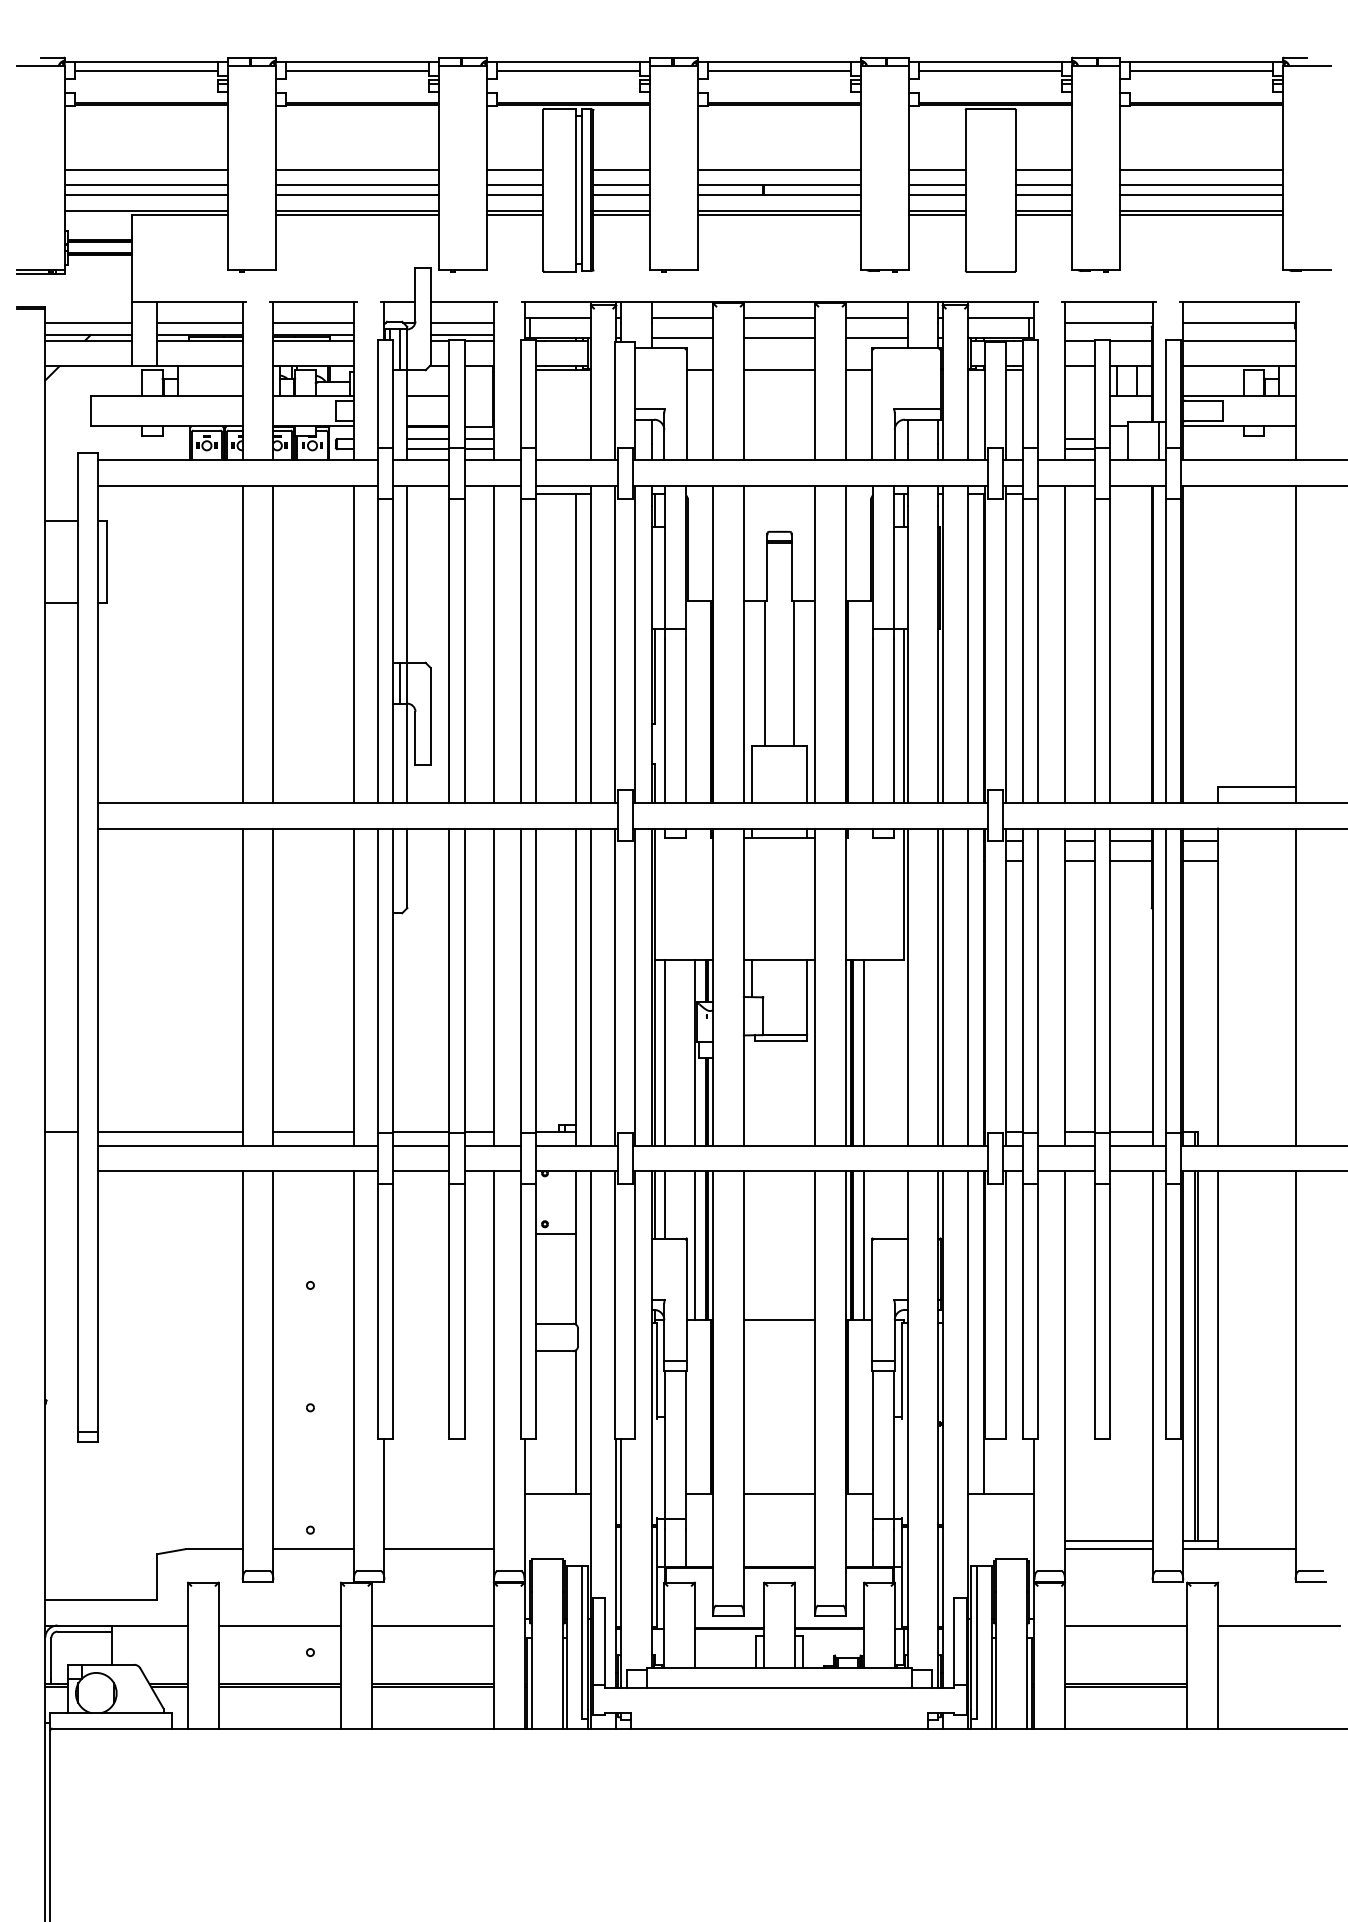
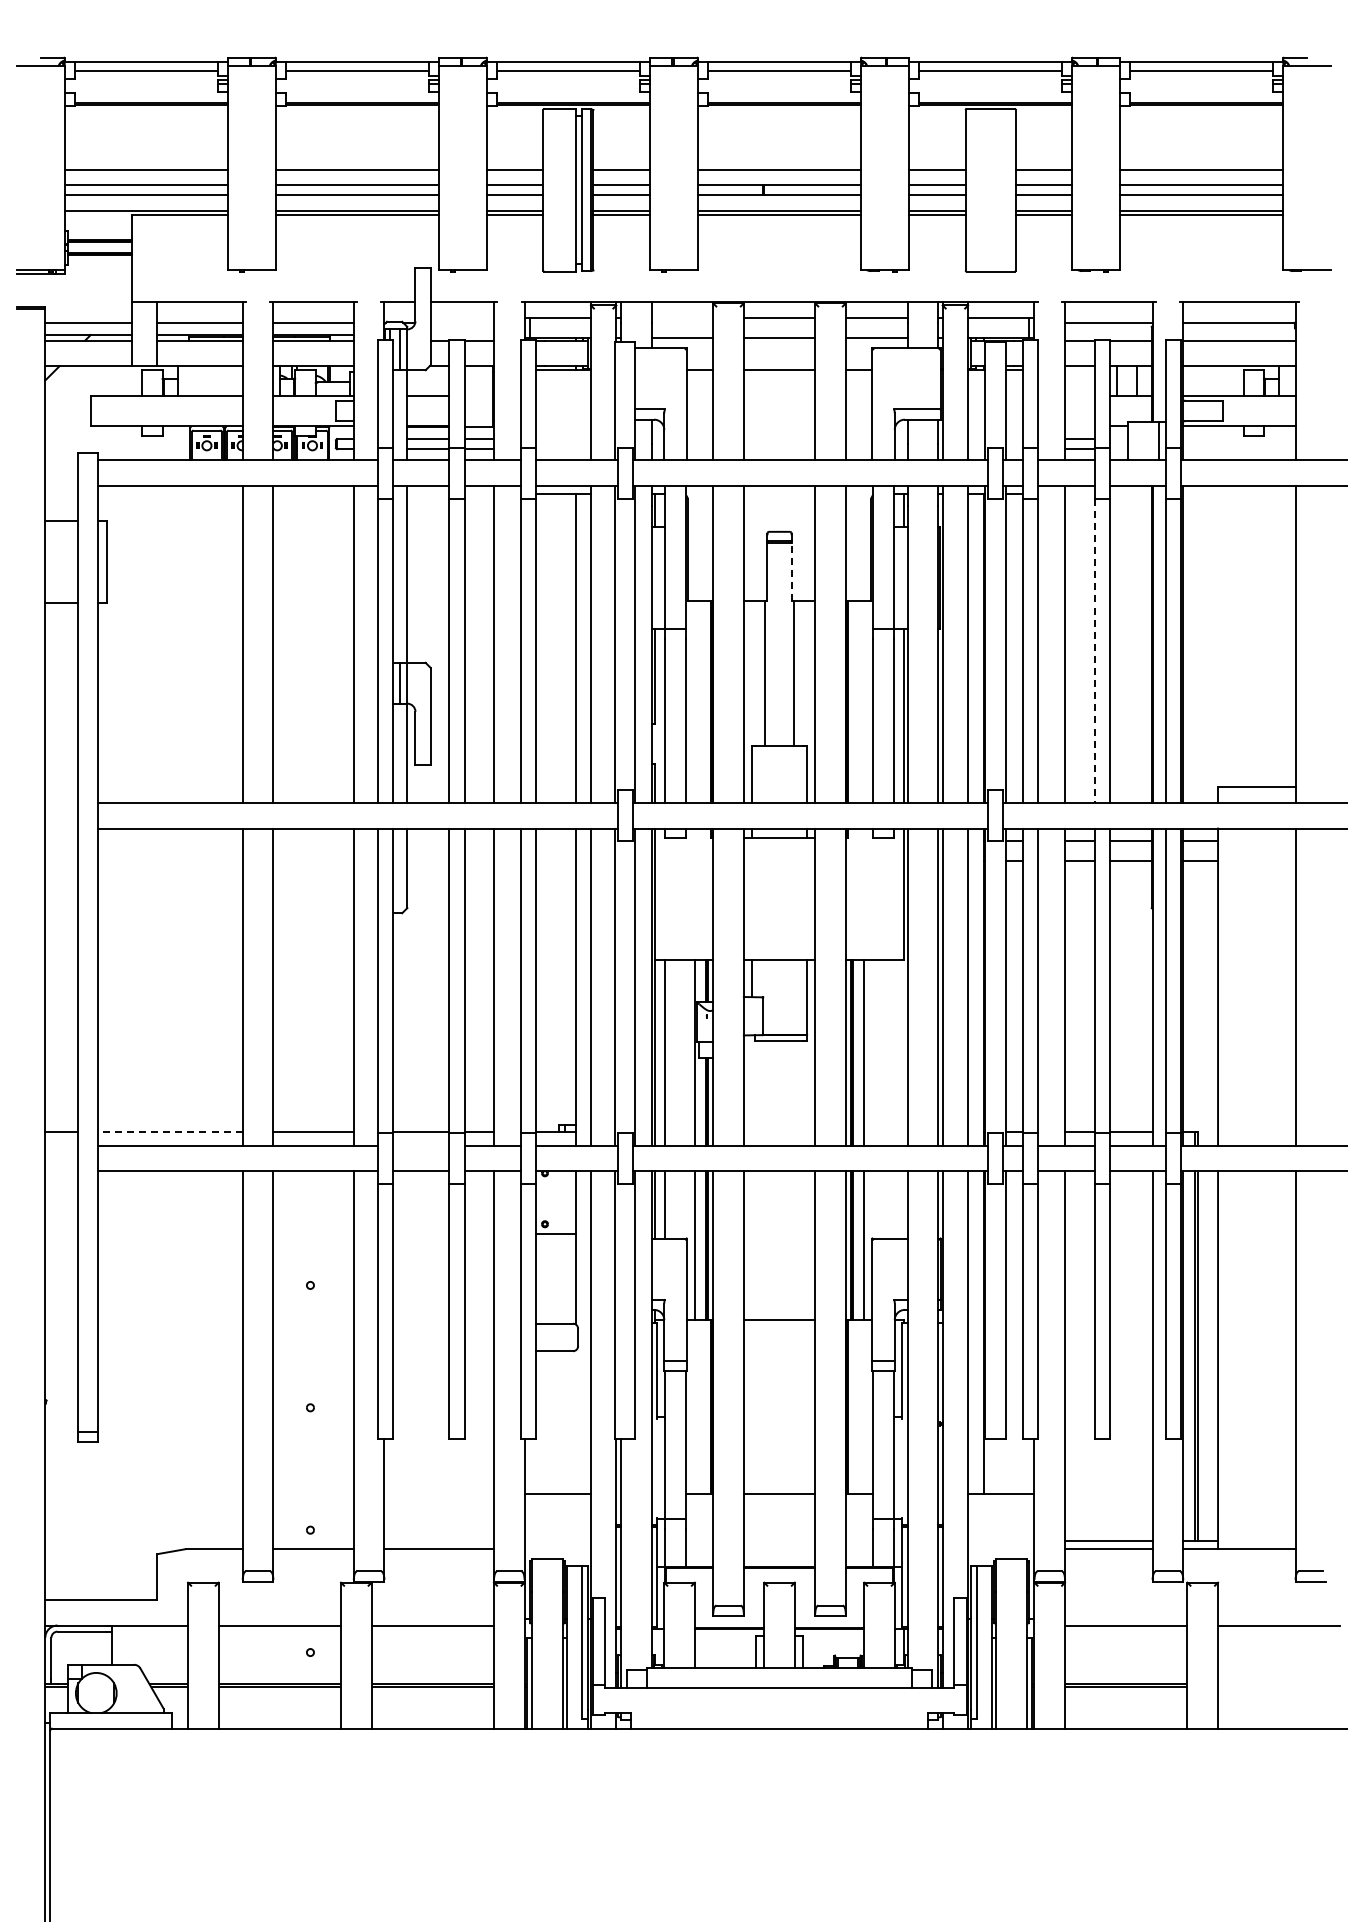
line: present -> none (682, 317)
line: present -> none (462, 322)
line: present -> none (462, 335)
line: solid -> dashed (791, 571)
line: solid -> dashed (1094, 651)
line: solid -> dashed (170, 1132)
line: present -> none (421, 1145)
line: present -> none (575, 1422)
